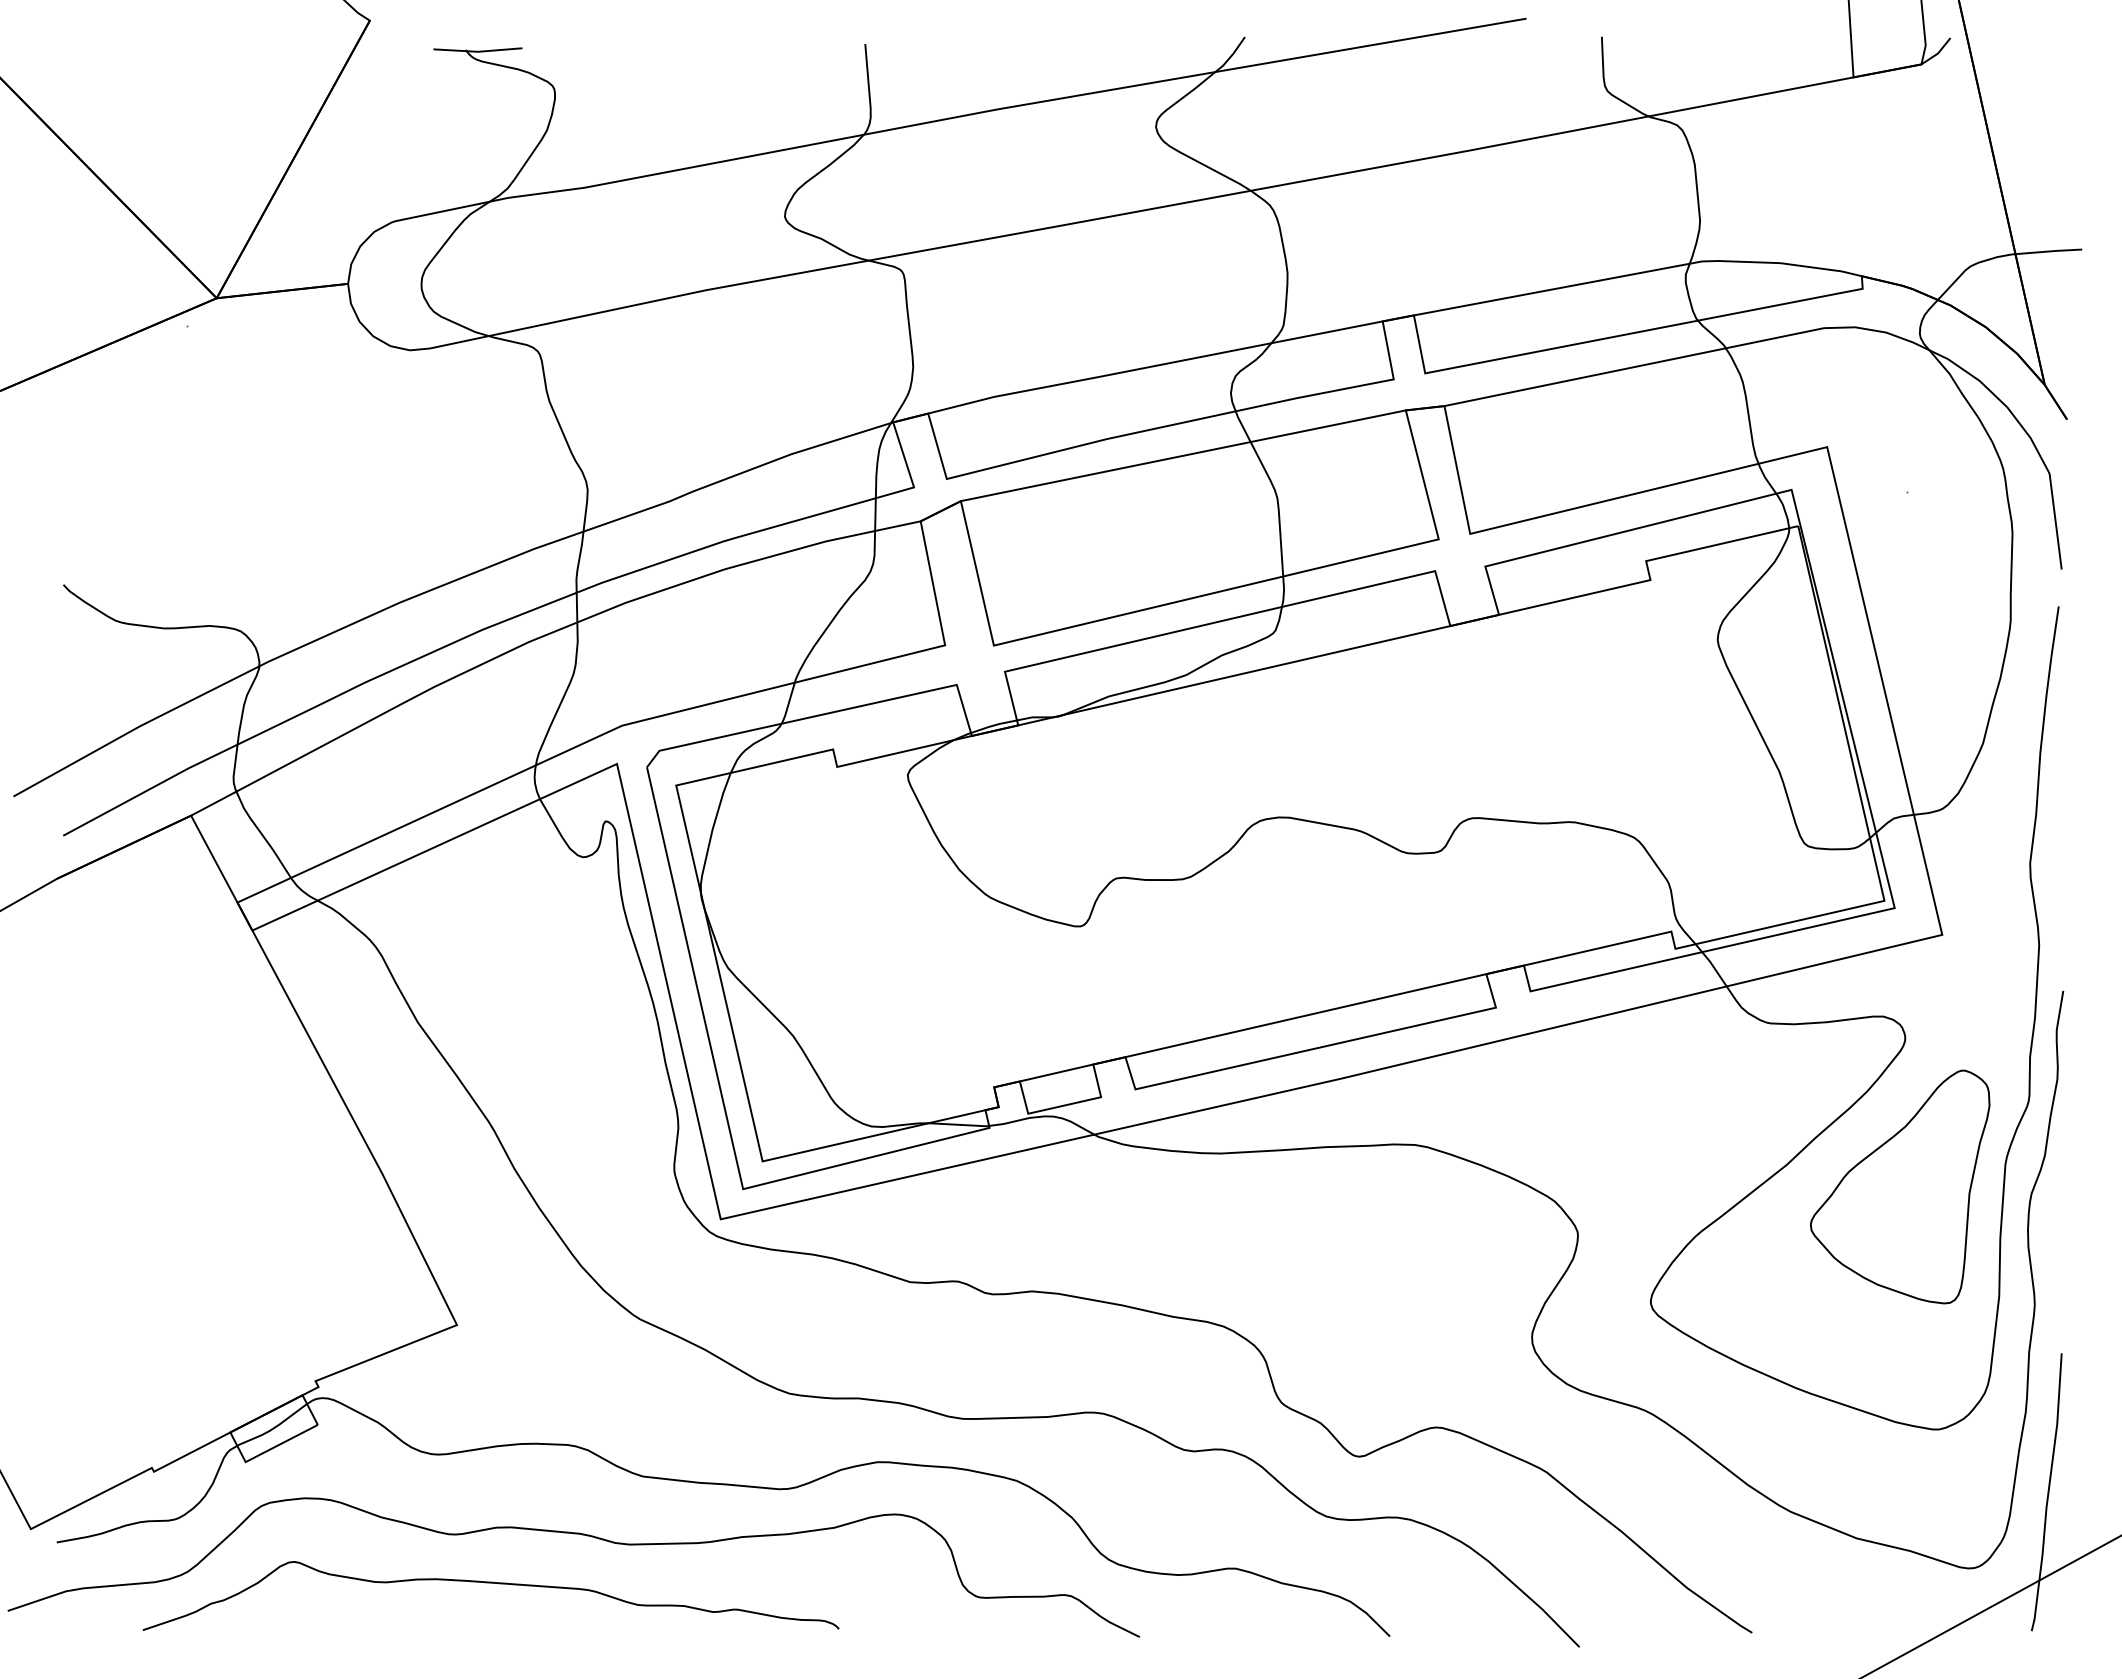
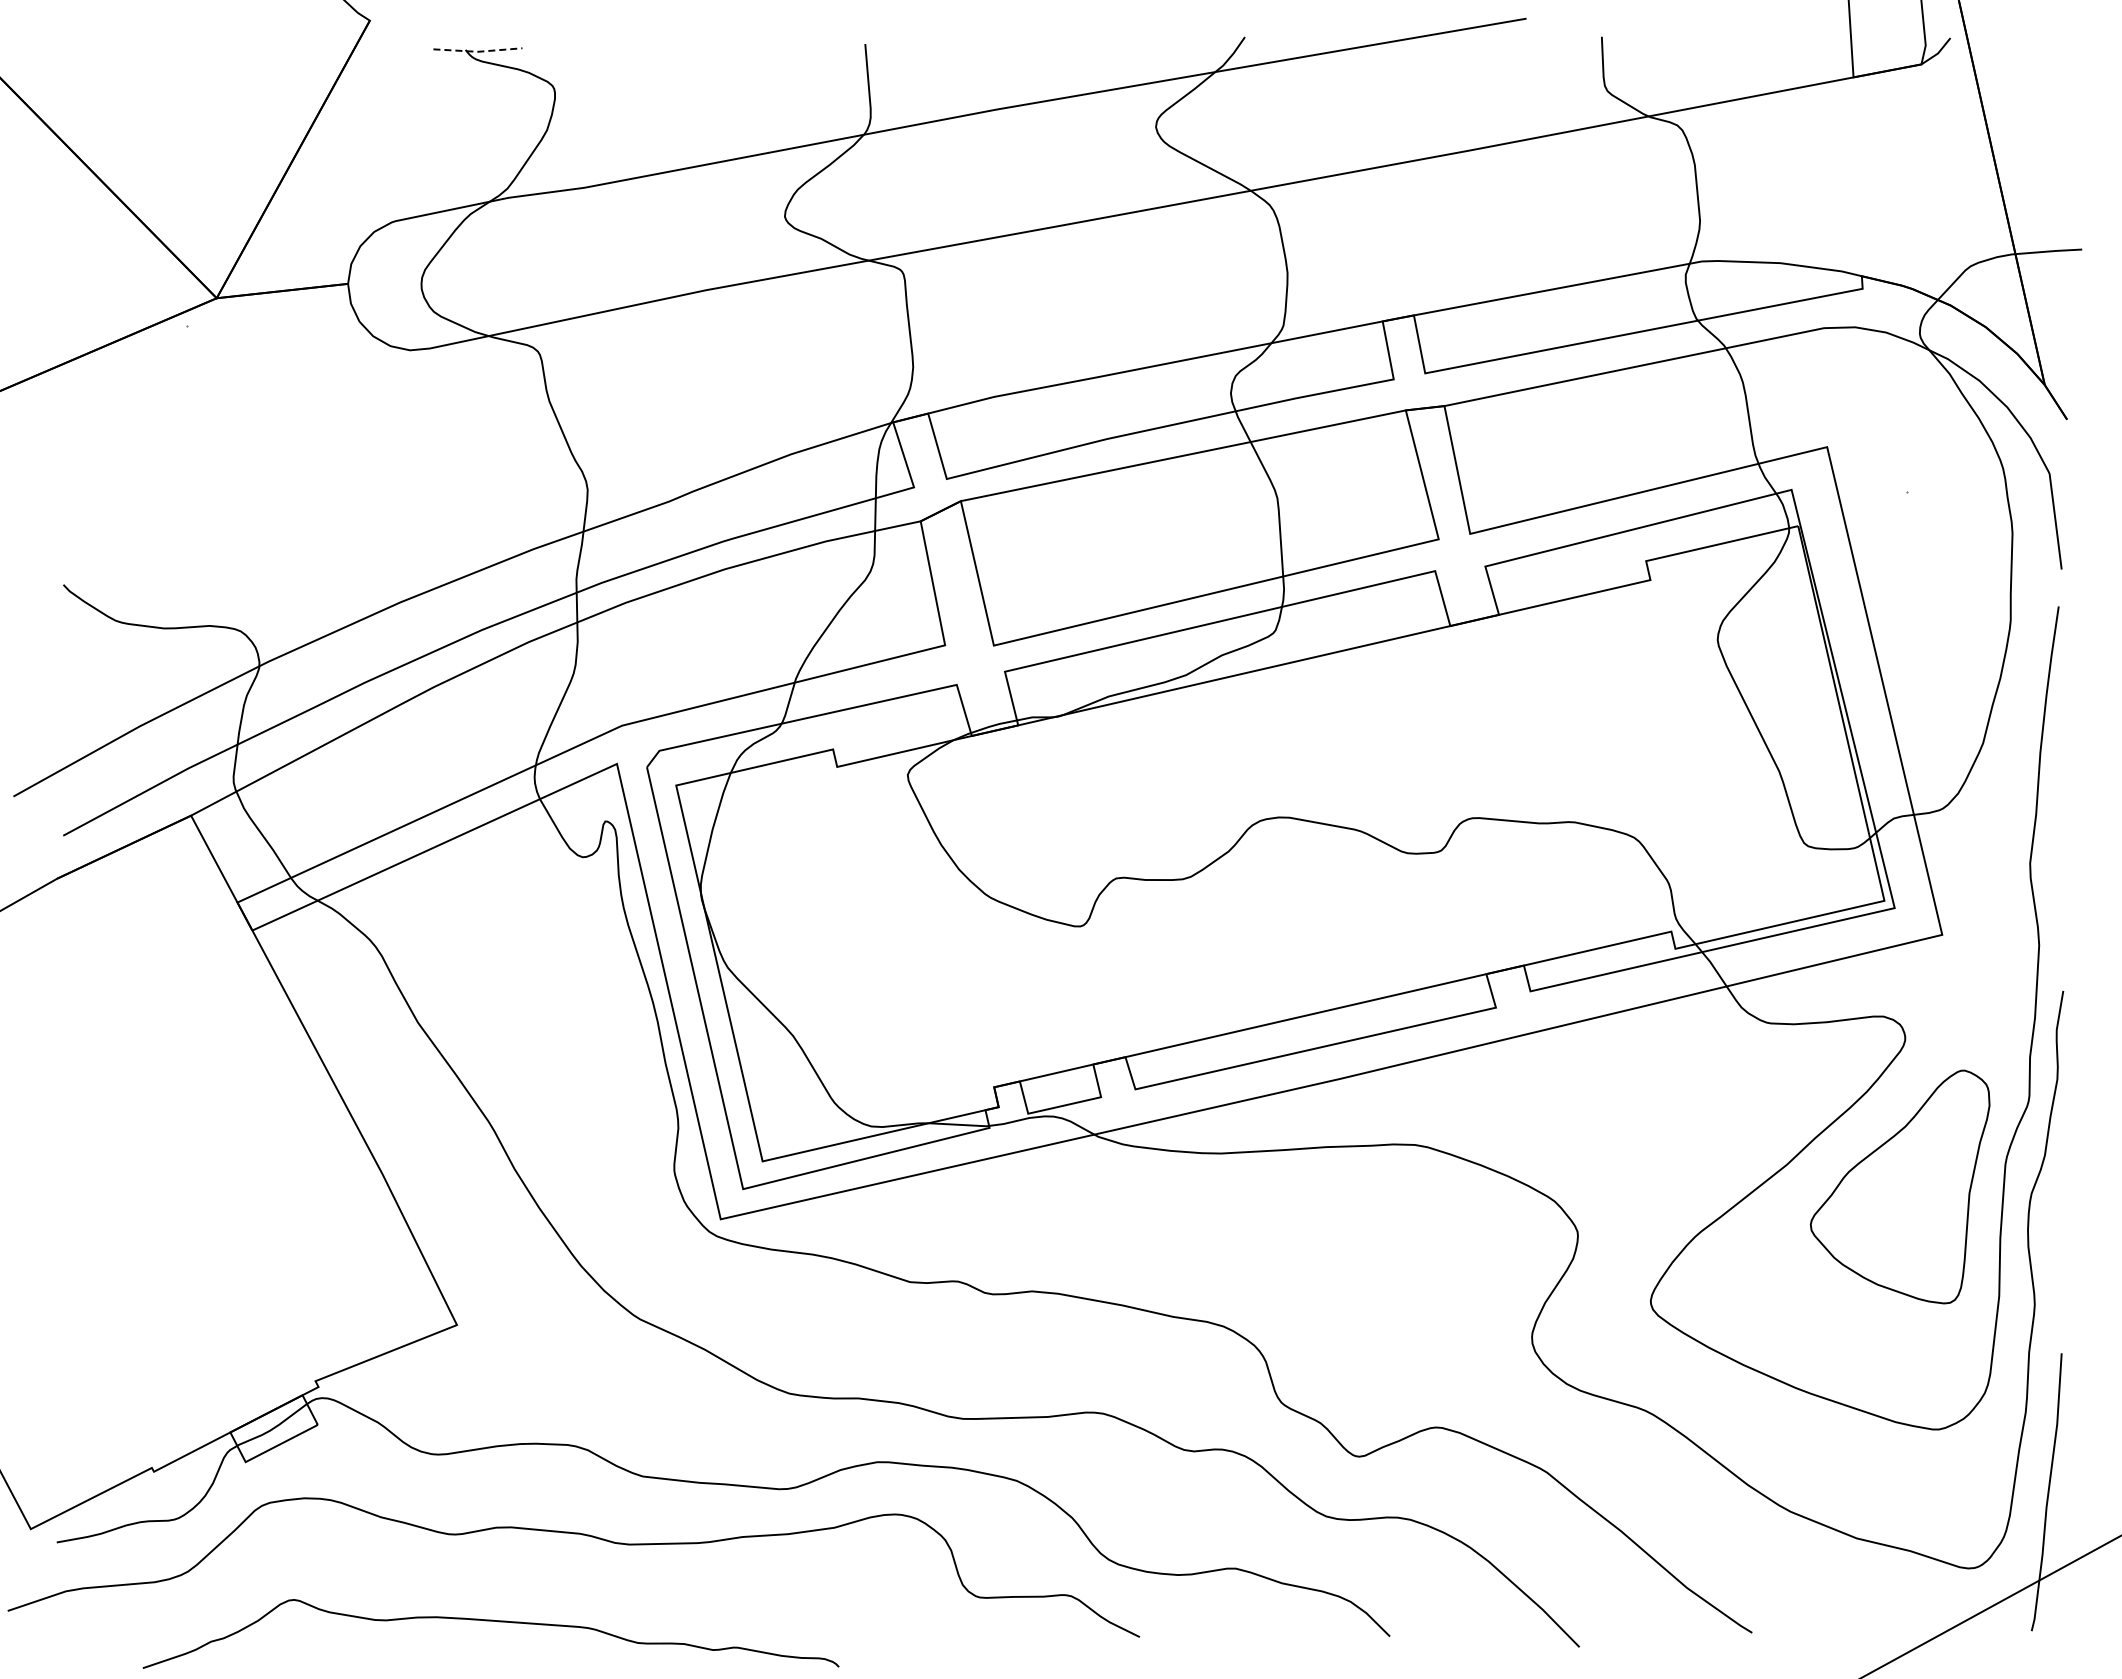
line: solid -> dashed (477, 51)
curve position: (490, 1583) -> (490, 1621) (490, 1621)
